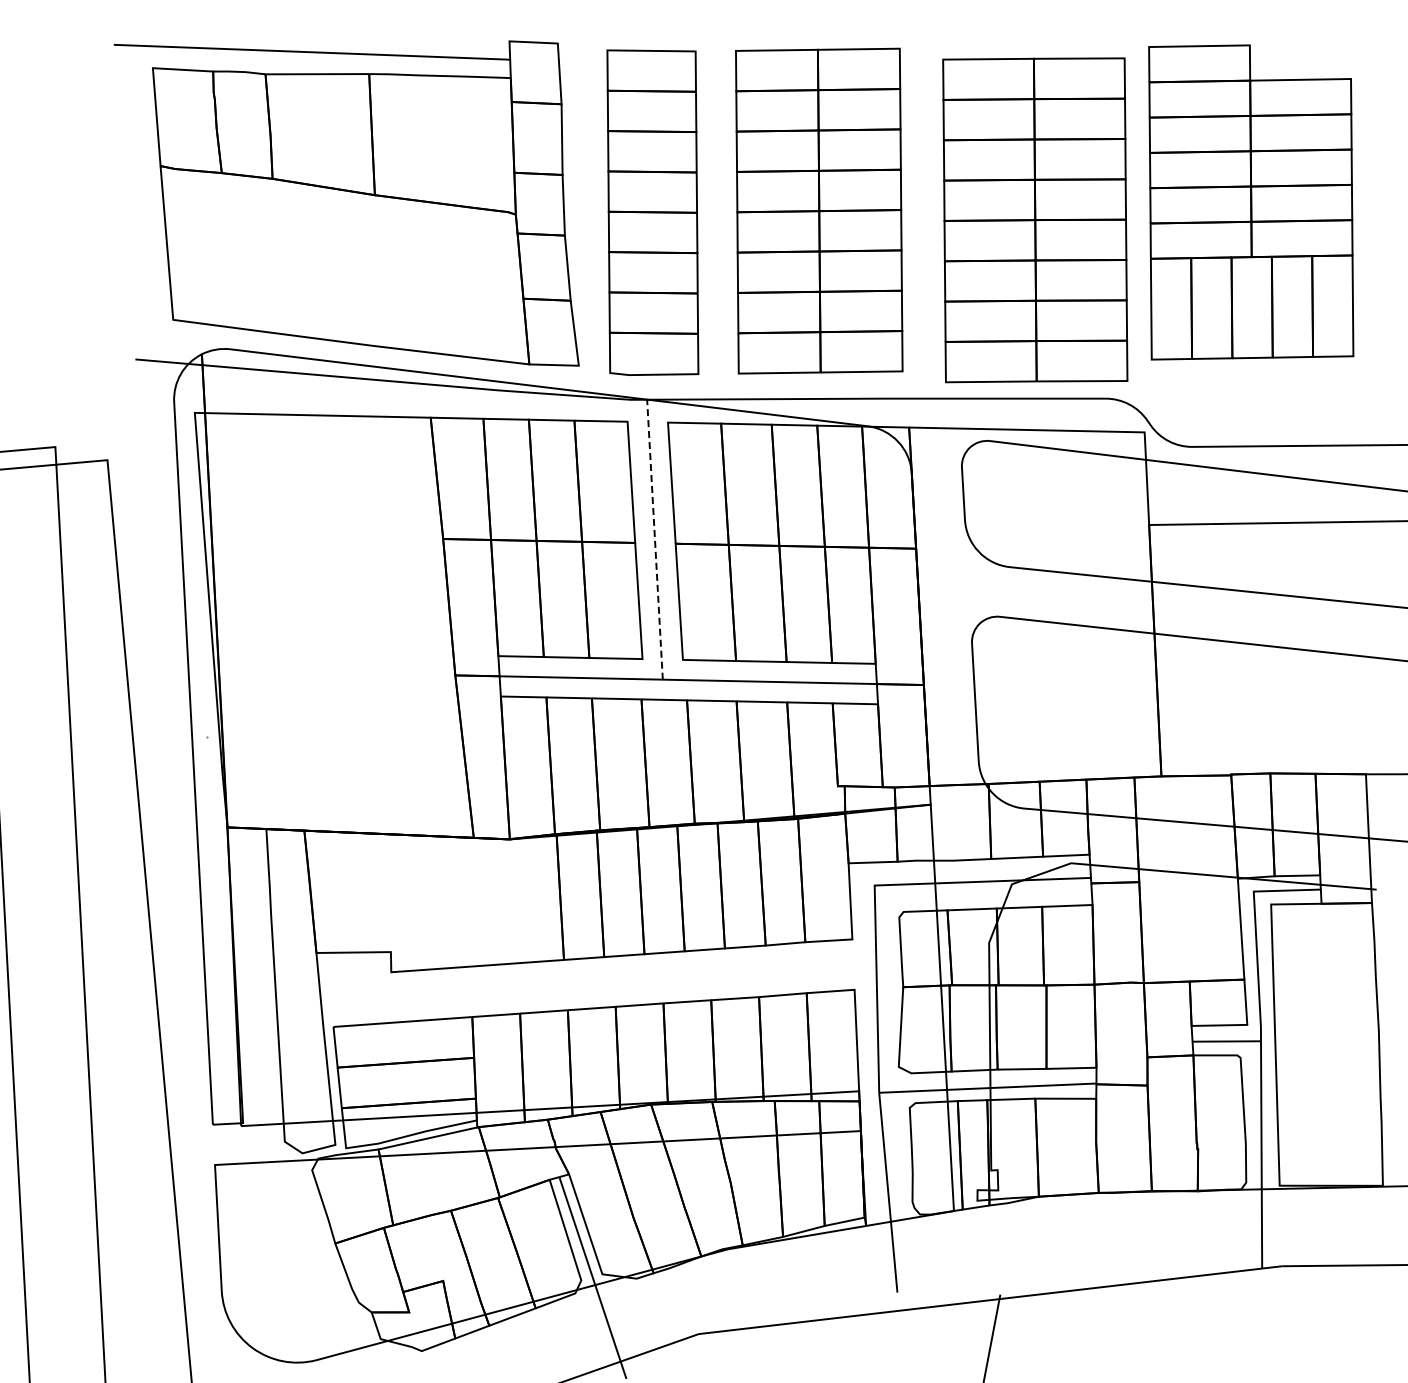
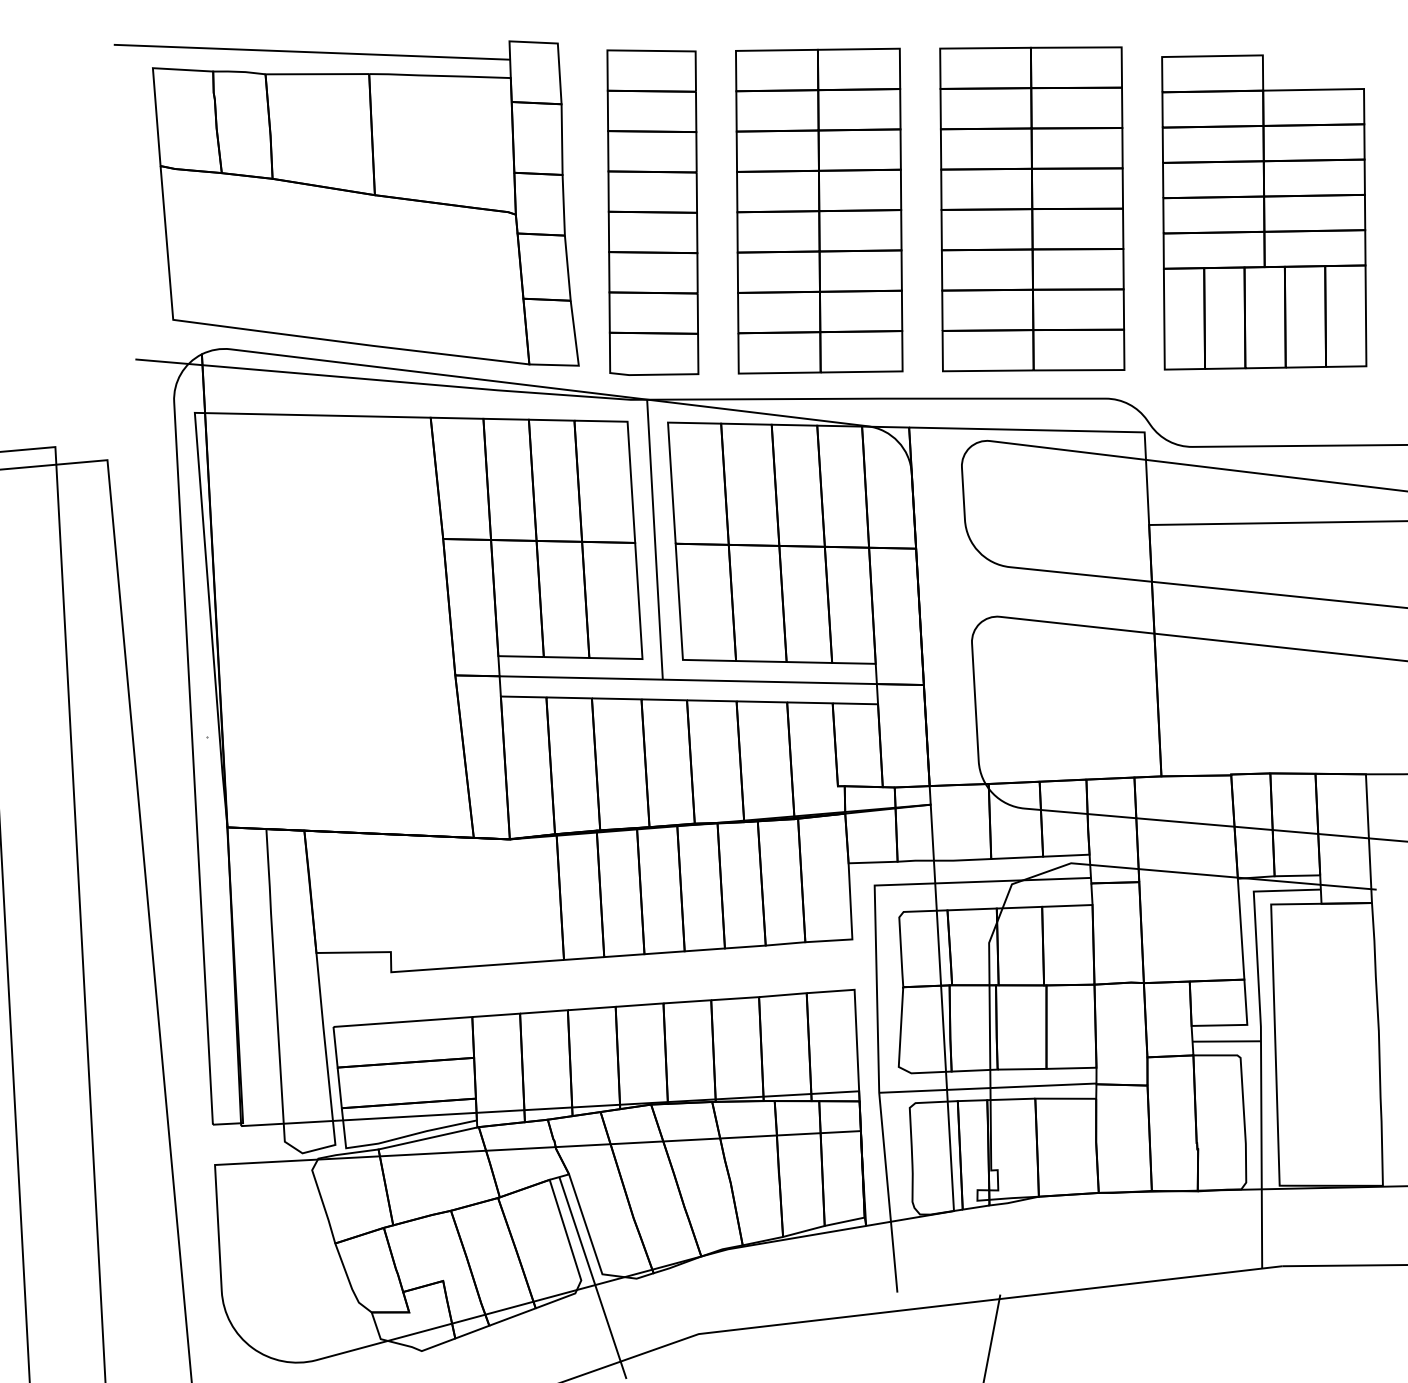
part position: (1251, 202) -> (1264, 212) (1264, 212)
part position: (1035, 220) -> (1032, 209) (1032, 209)
line: dashed -> solid (654, 539)
